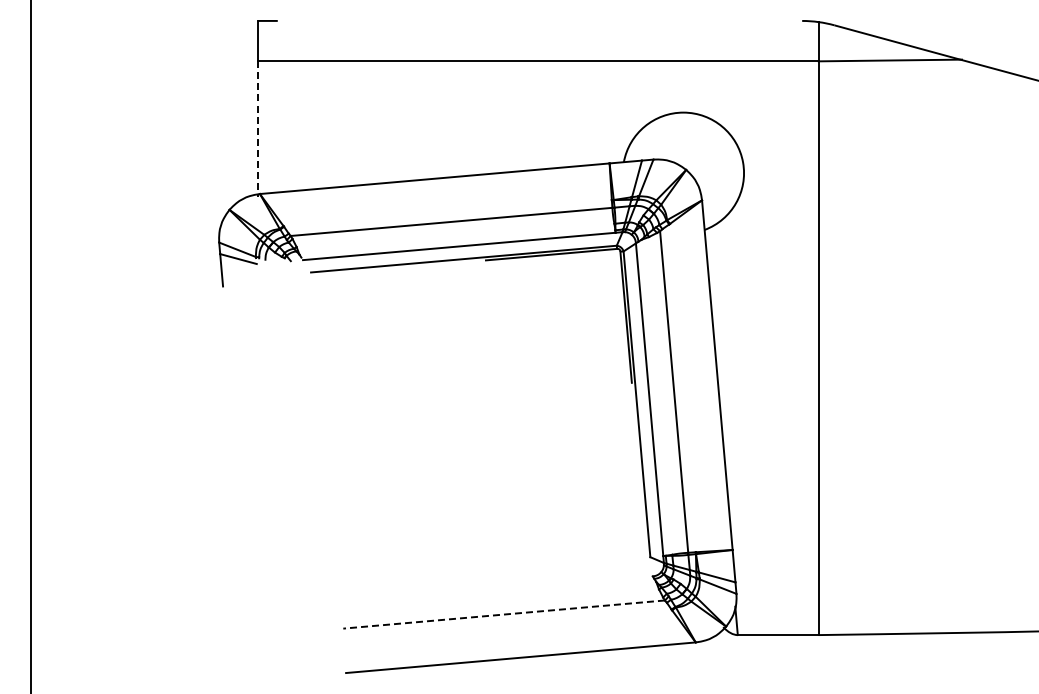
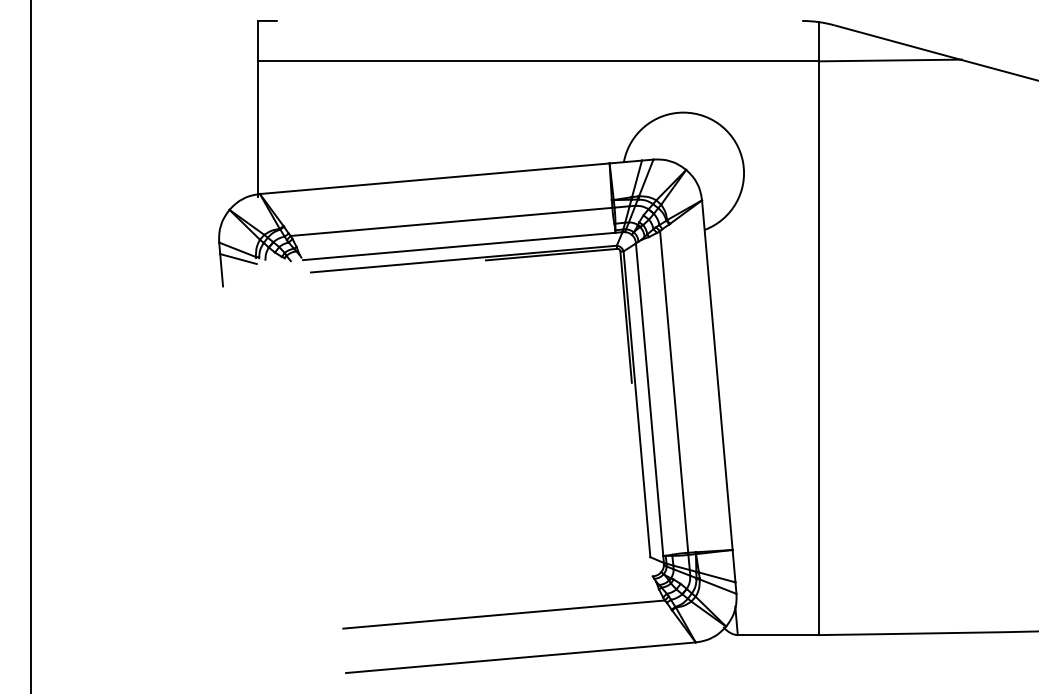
line: dashed -> solid (257, 128)
line: dashed -> solid (503, 614)
